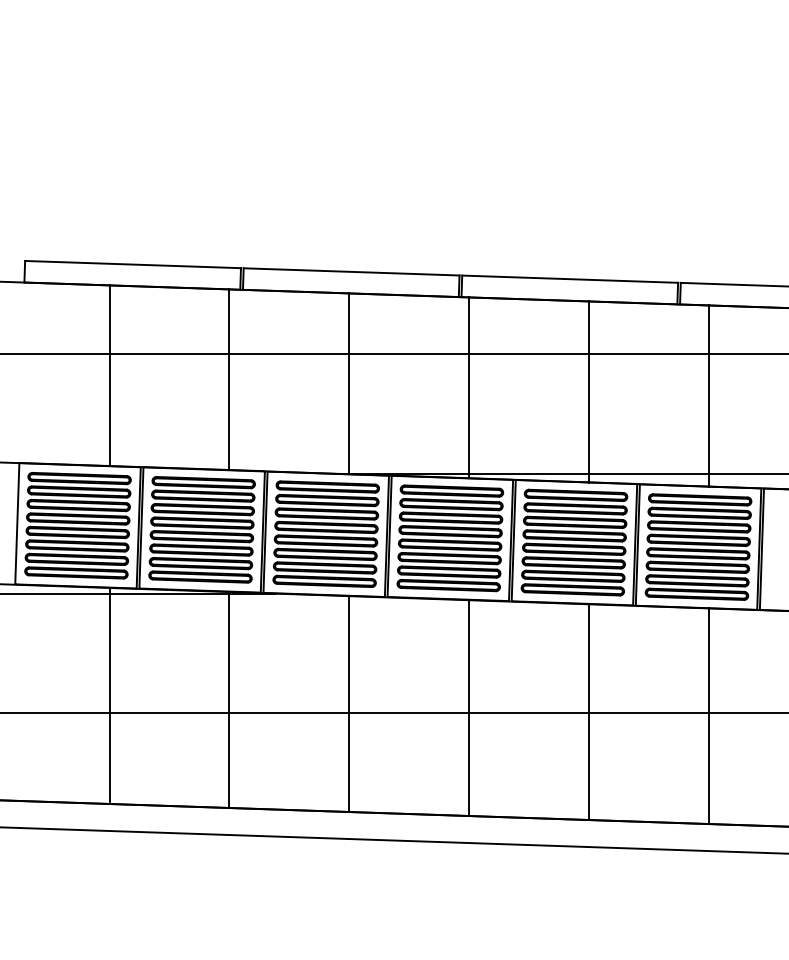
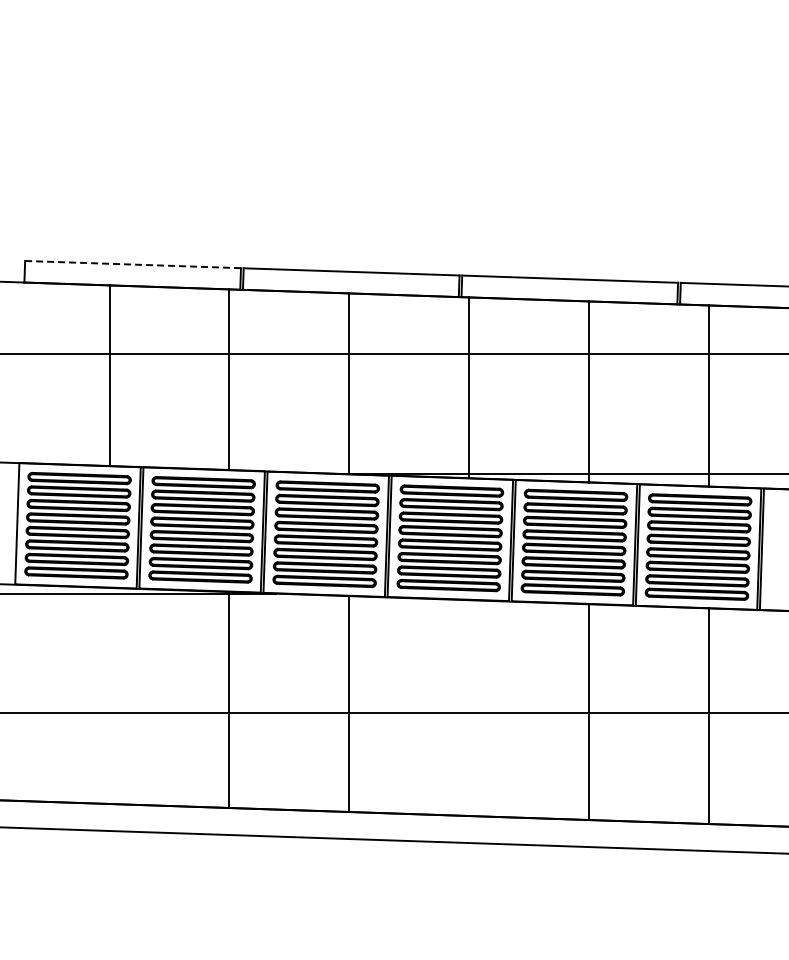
line: solid -> dashed (133, 264)
line: present -> none (109, 695)
line: present -> none (468, 708)
